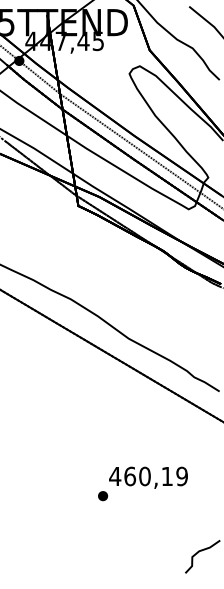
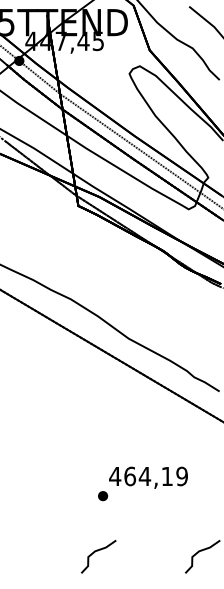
text: 460,19 -> 464,19 (144, 476)
curve: none -> present (98, 551)
